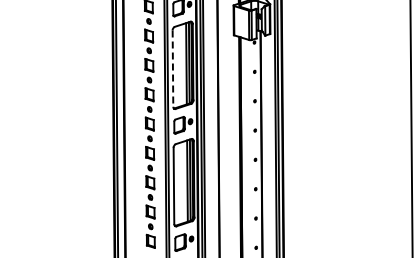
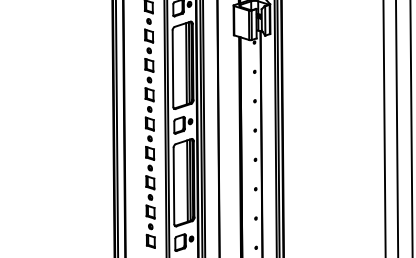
line: dashed -> solid (172, 69)
line: none -> present (384, 128)
line: none -> present (397, 128)
